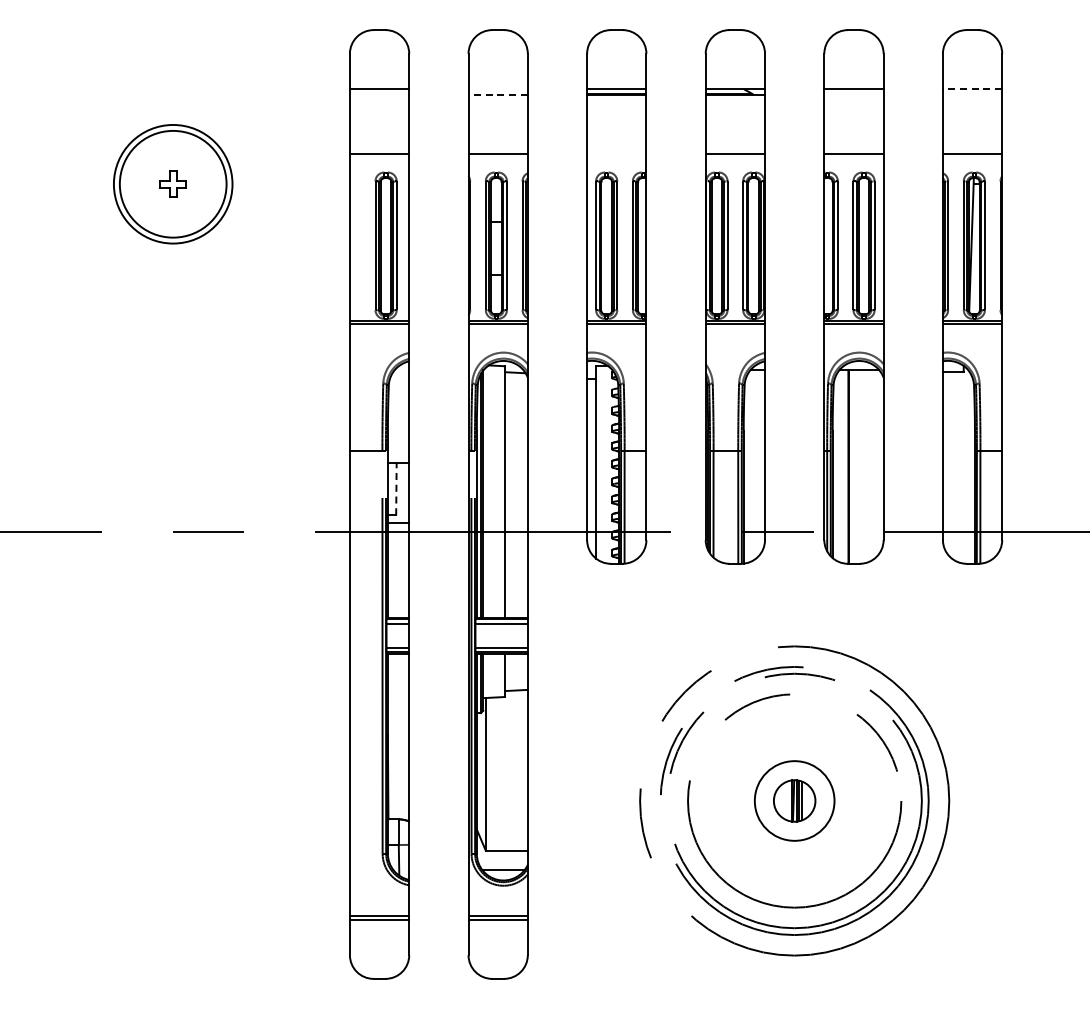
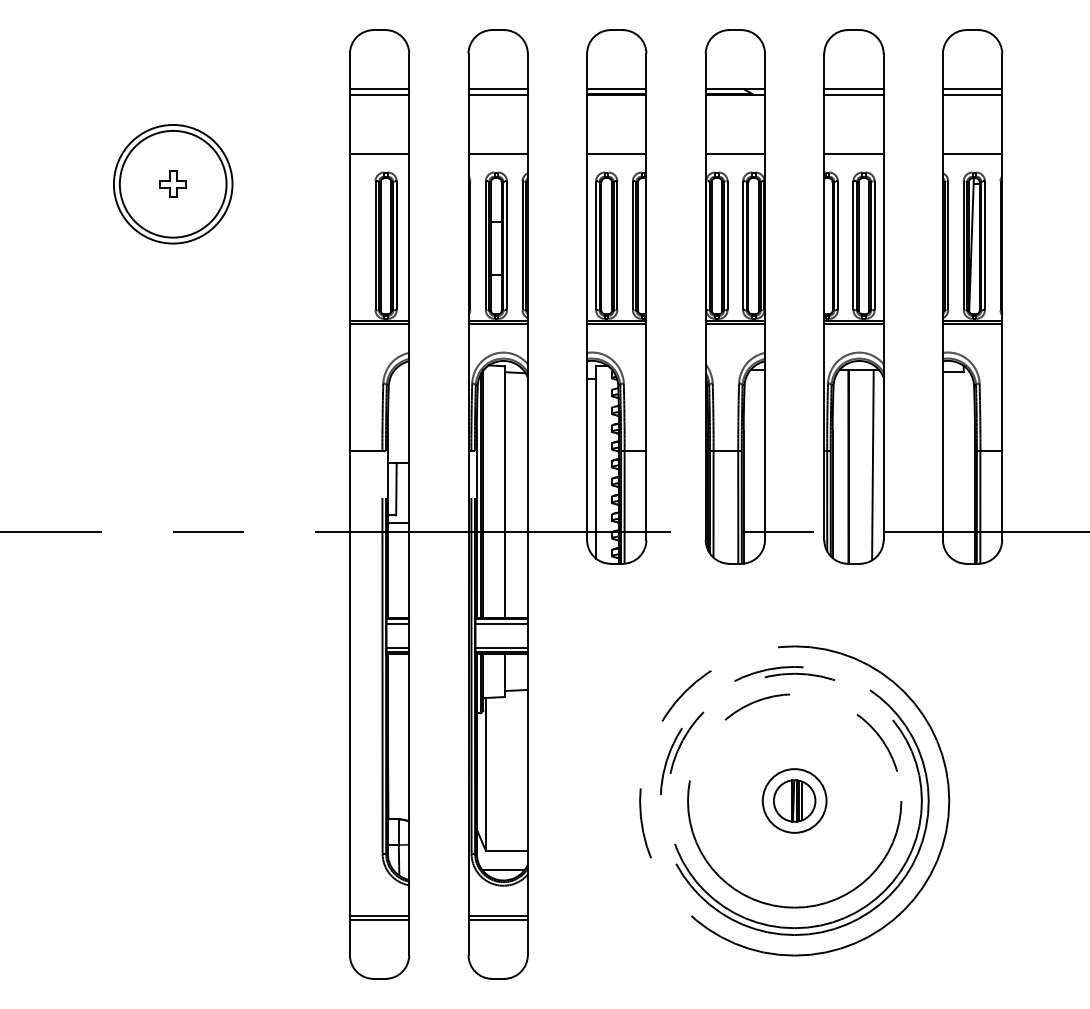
line: none -> present (497, 89)
line: dashed -> solid (972, 89)
line: none -> present (379, 95)
line: dashed -> solid (498, 95)
line: none -> present (853, 95)
line: none -> present (972, 95)
line: none -> present (616, 154)
line: none -> present (872, 464)
line: dashed -> solid (396, 488)
circle diameter: 80 px -> 64 px (794, 800)
